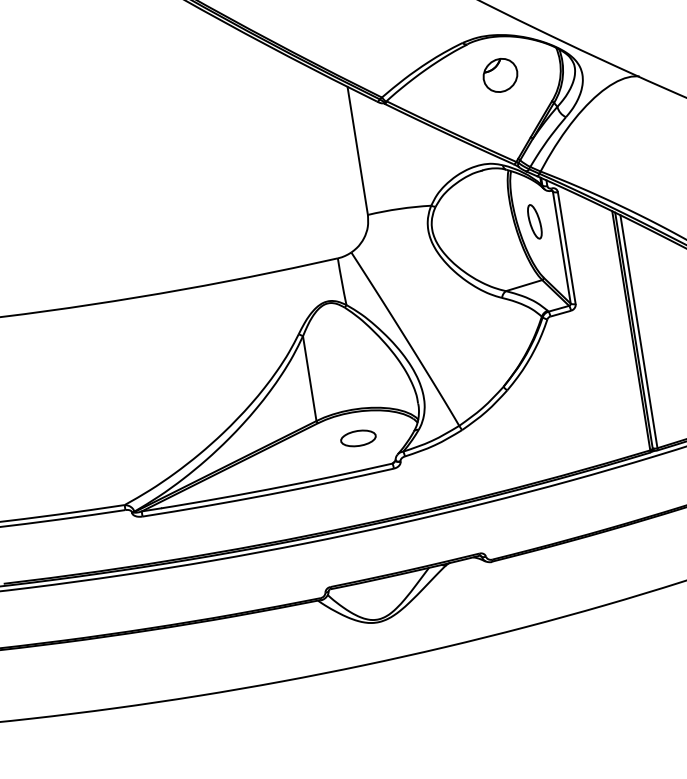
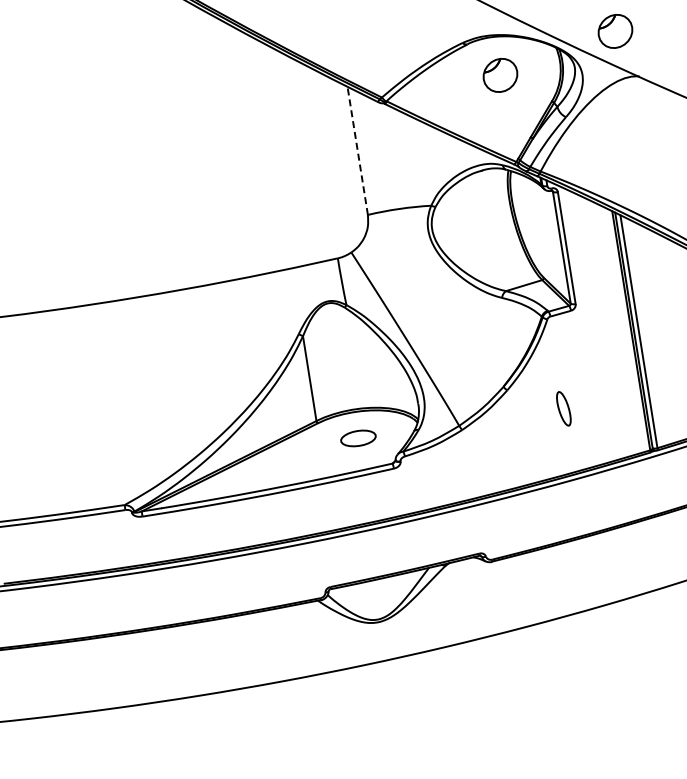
part: none -> present (615, 31)
line: solid -> dashed (357, 150)
part position: (534, 221) -> (563, 408) (563, 408)
